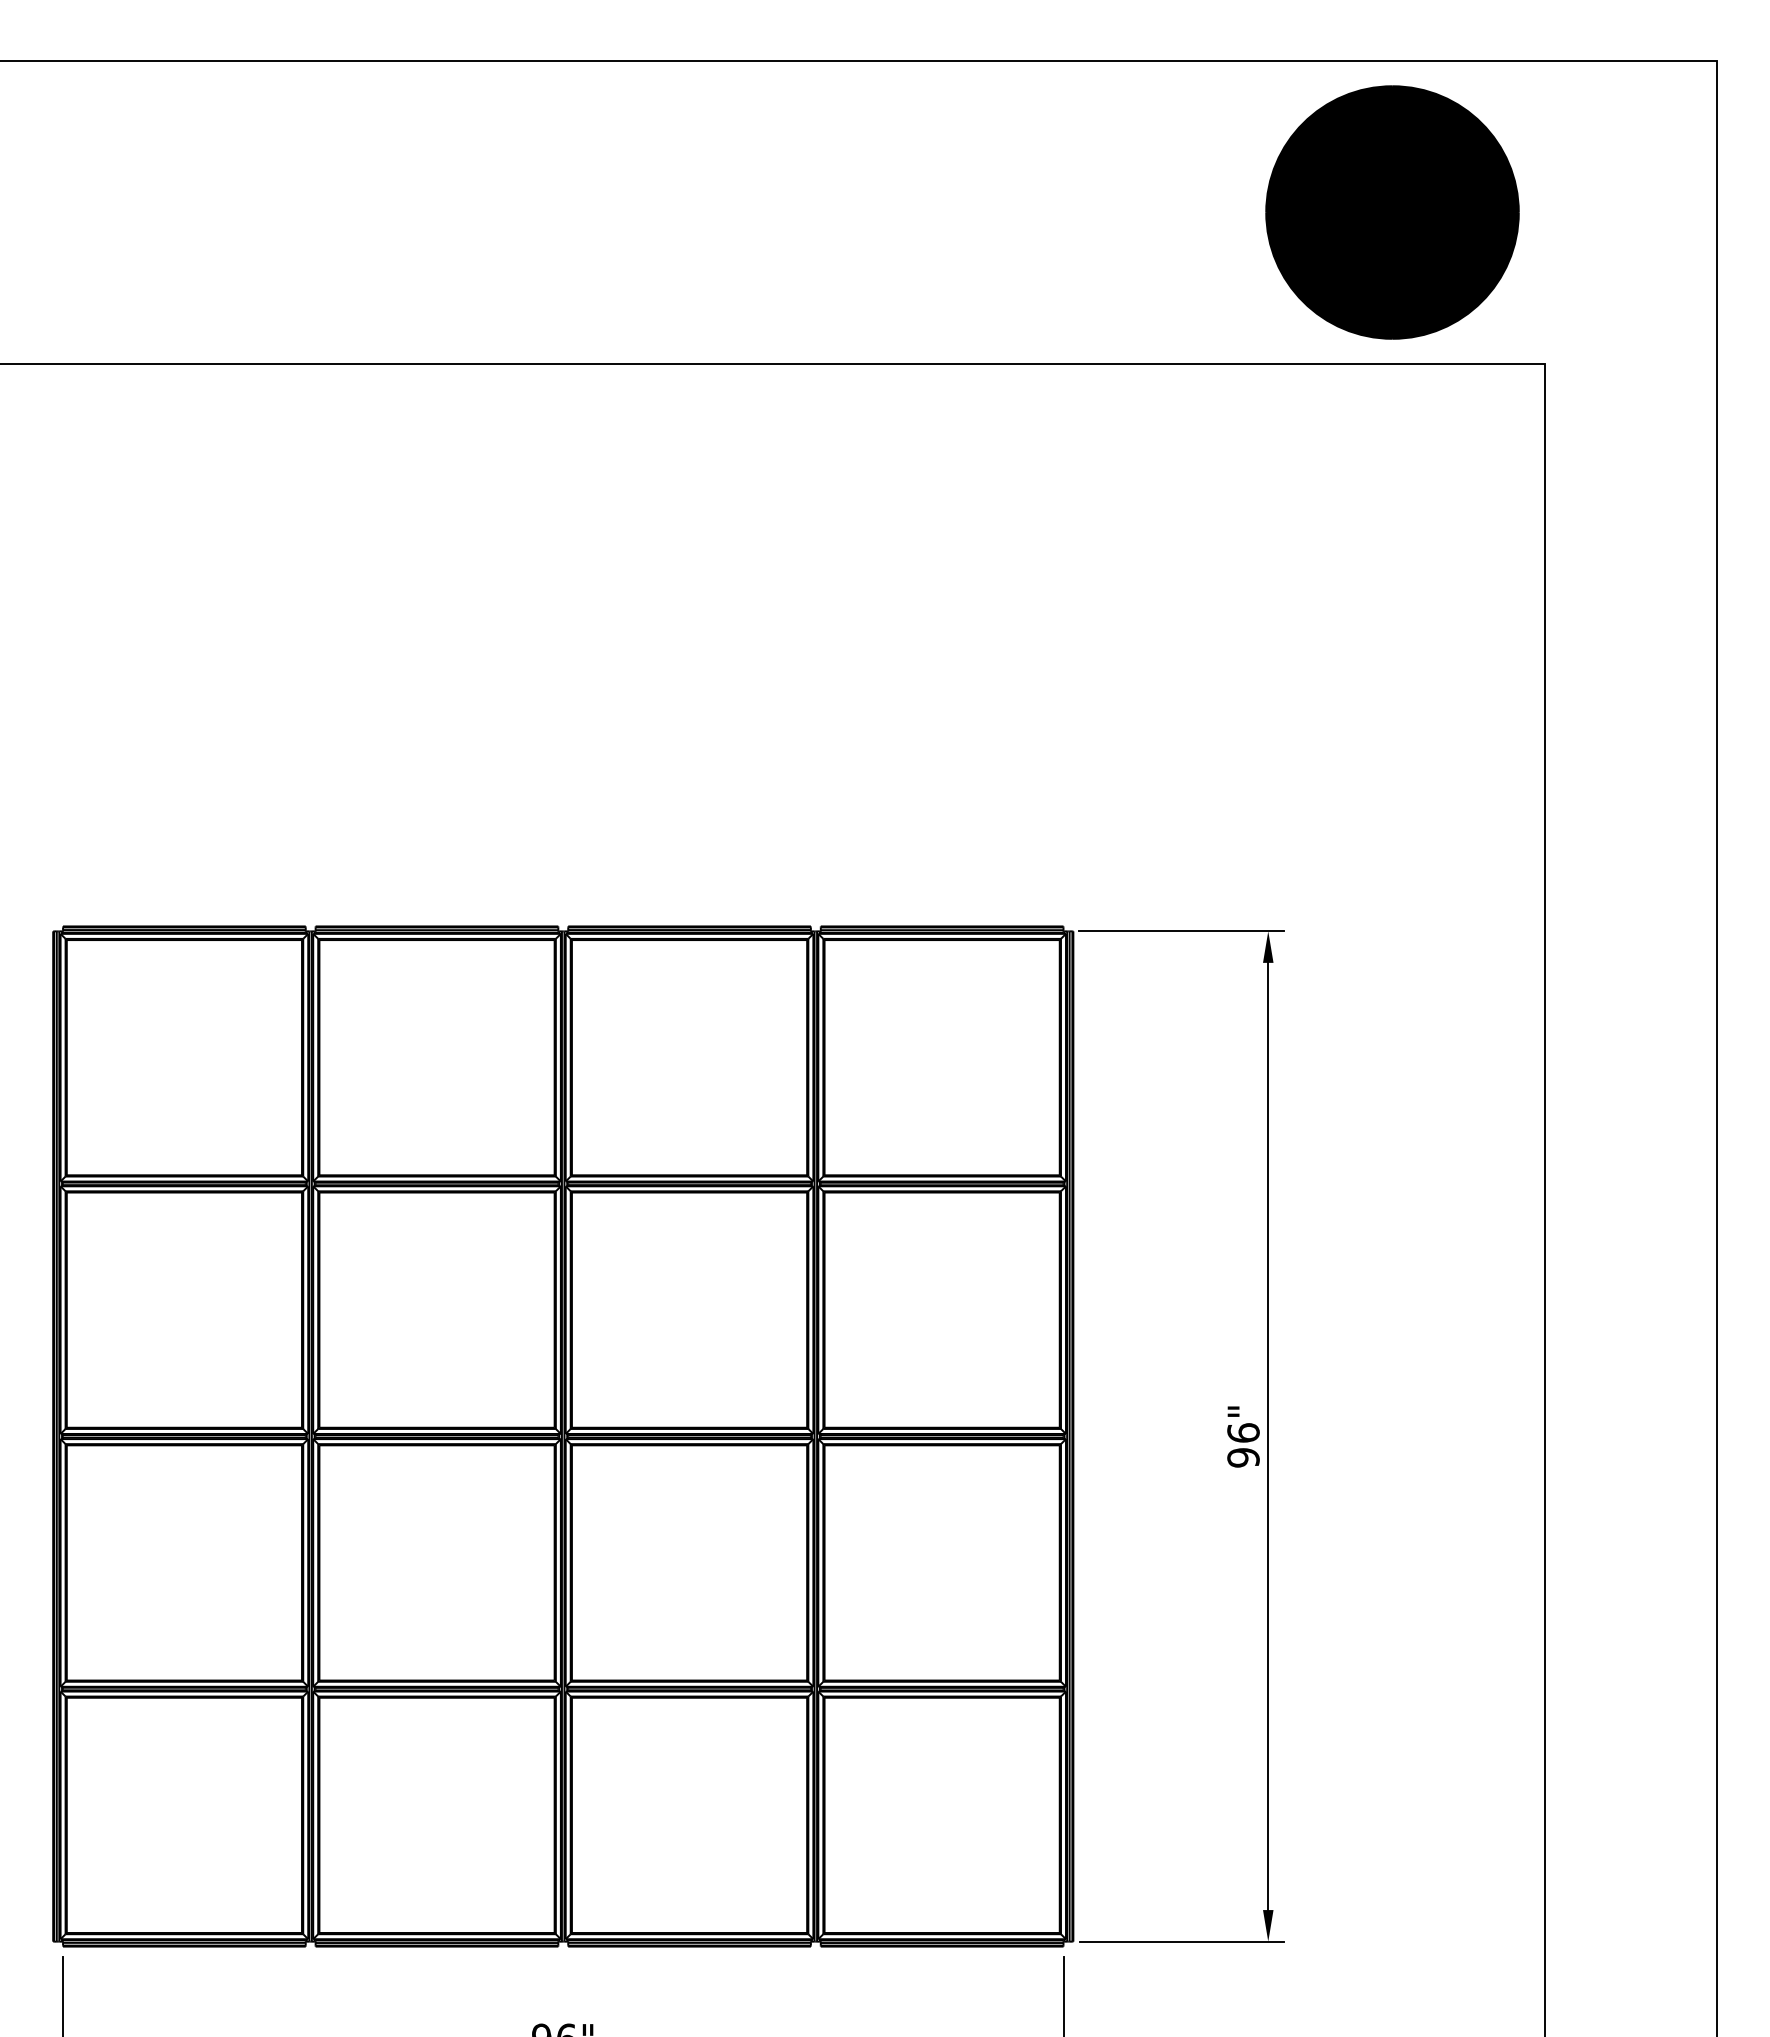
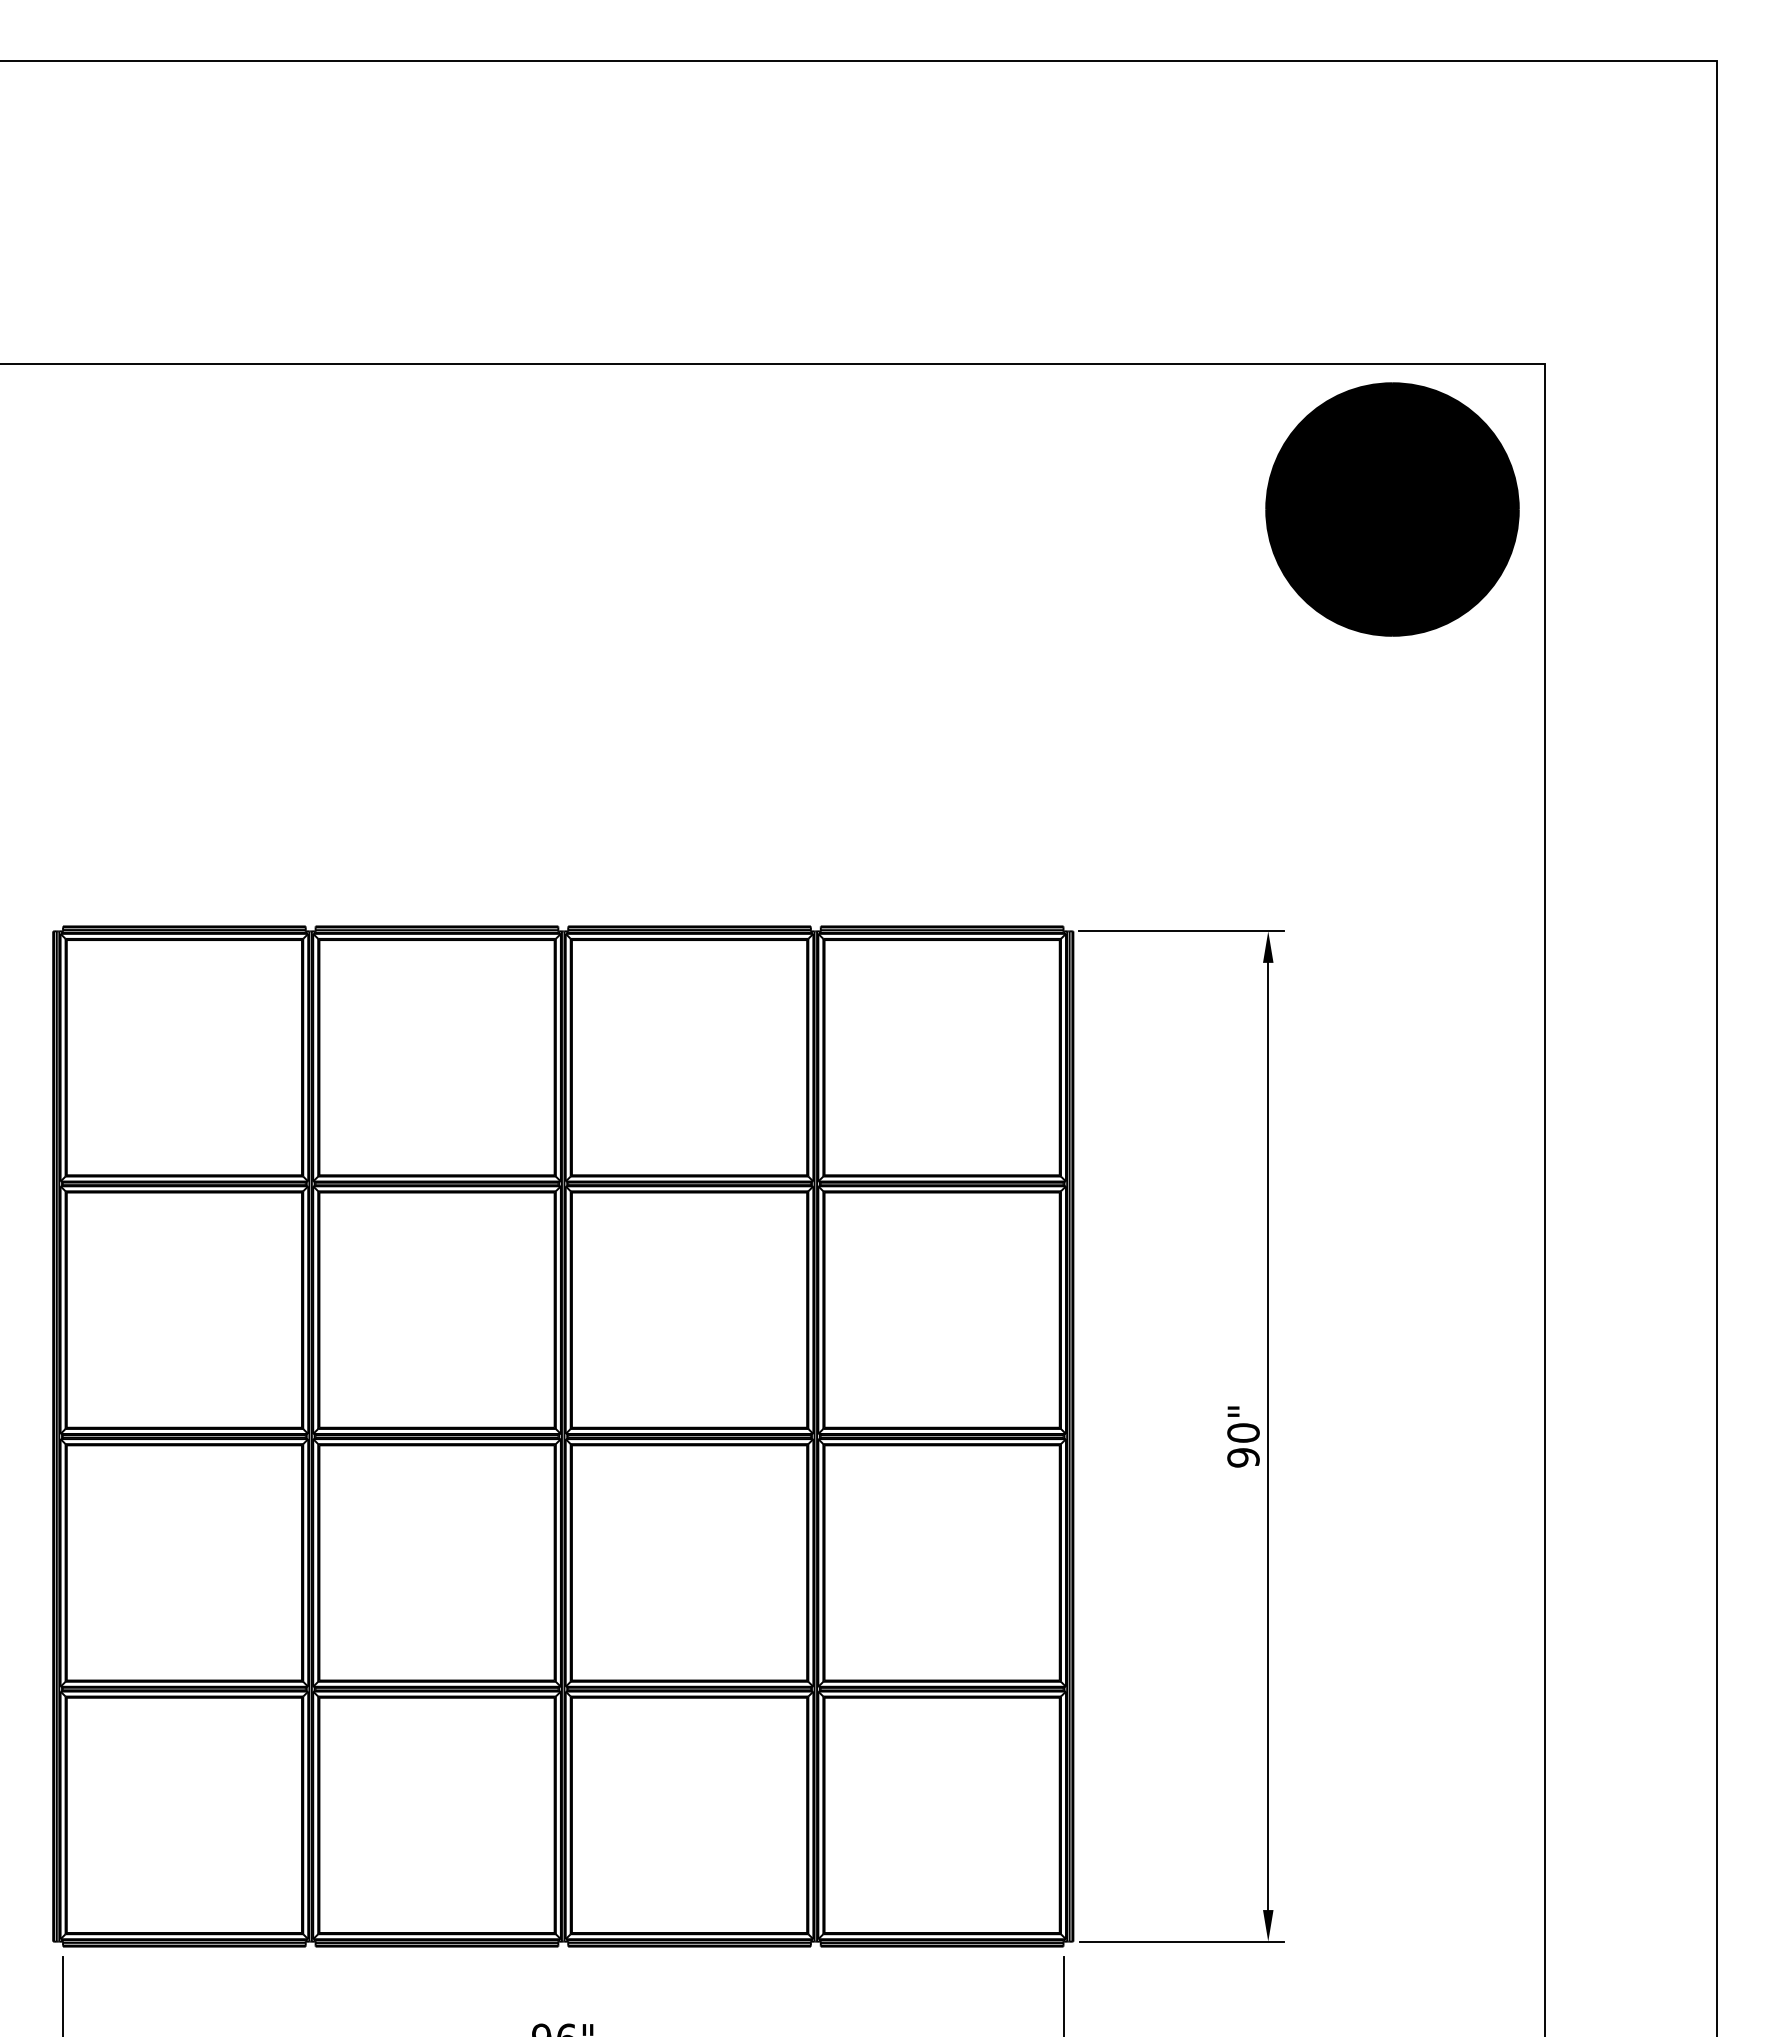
part position: (1392, 212) -> (1392, 509) (1392, 509)
text: 96" -> 90" (1243, 1432)
